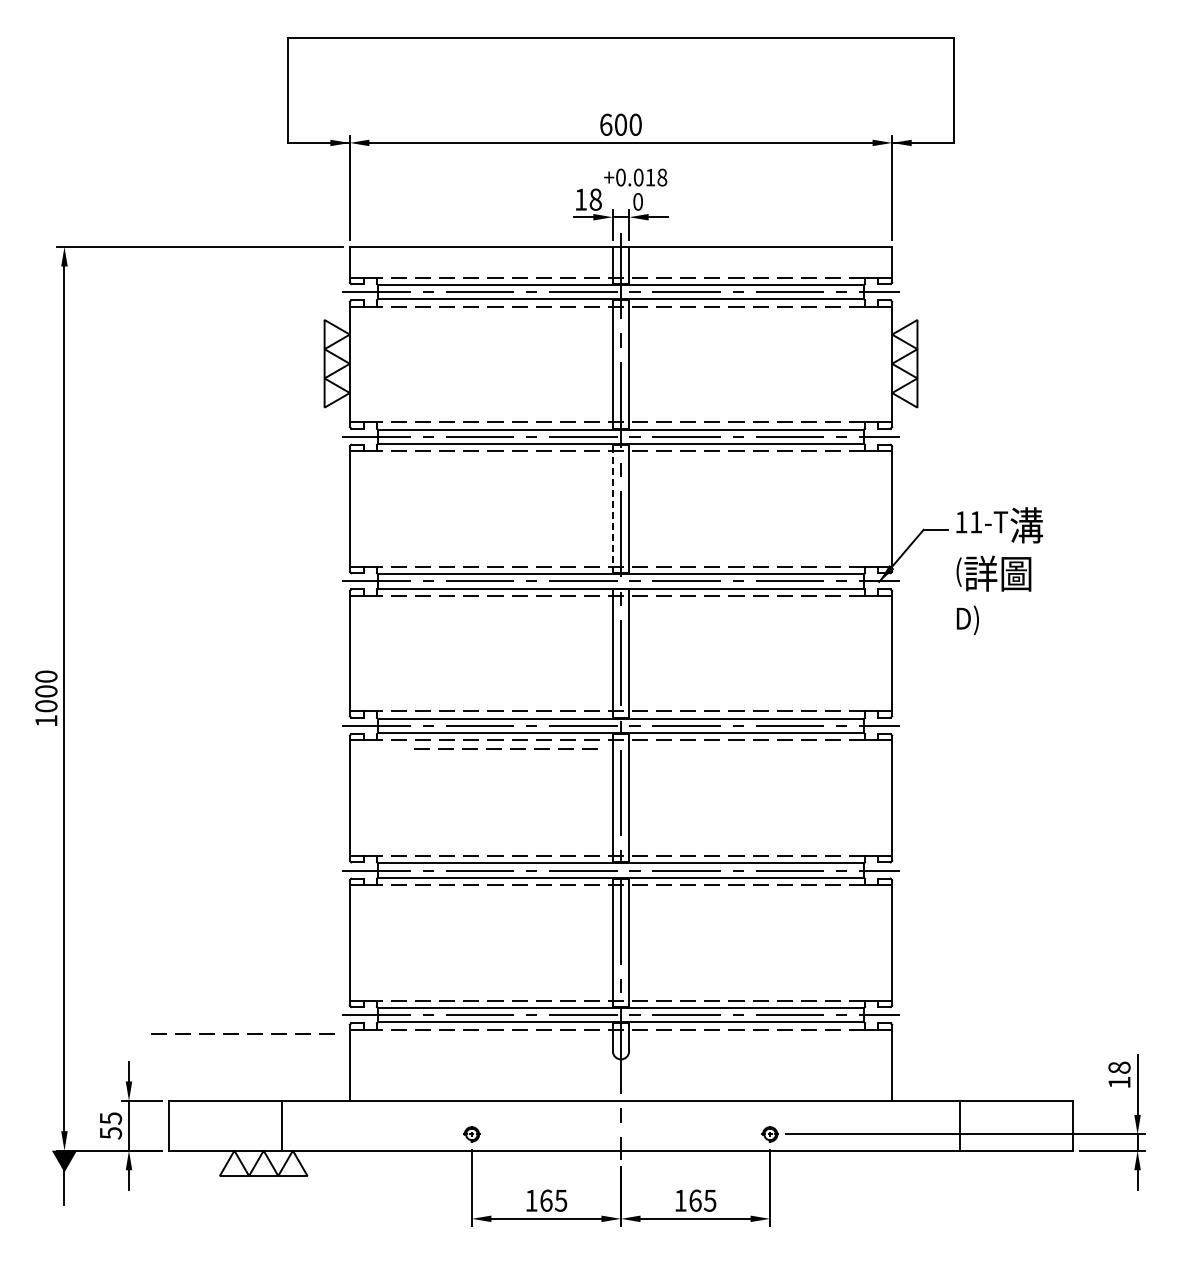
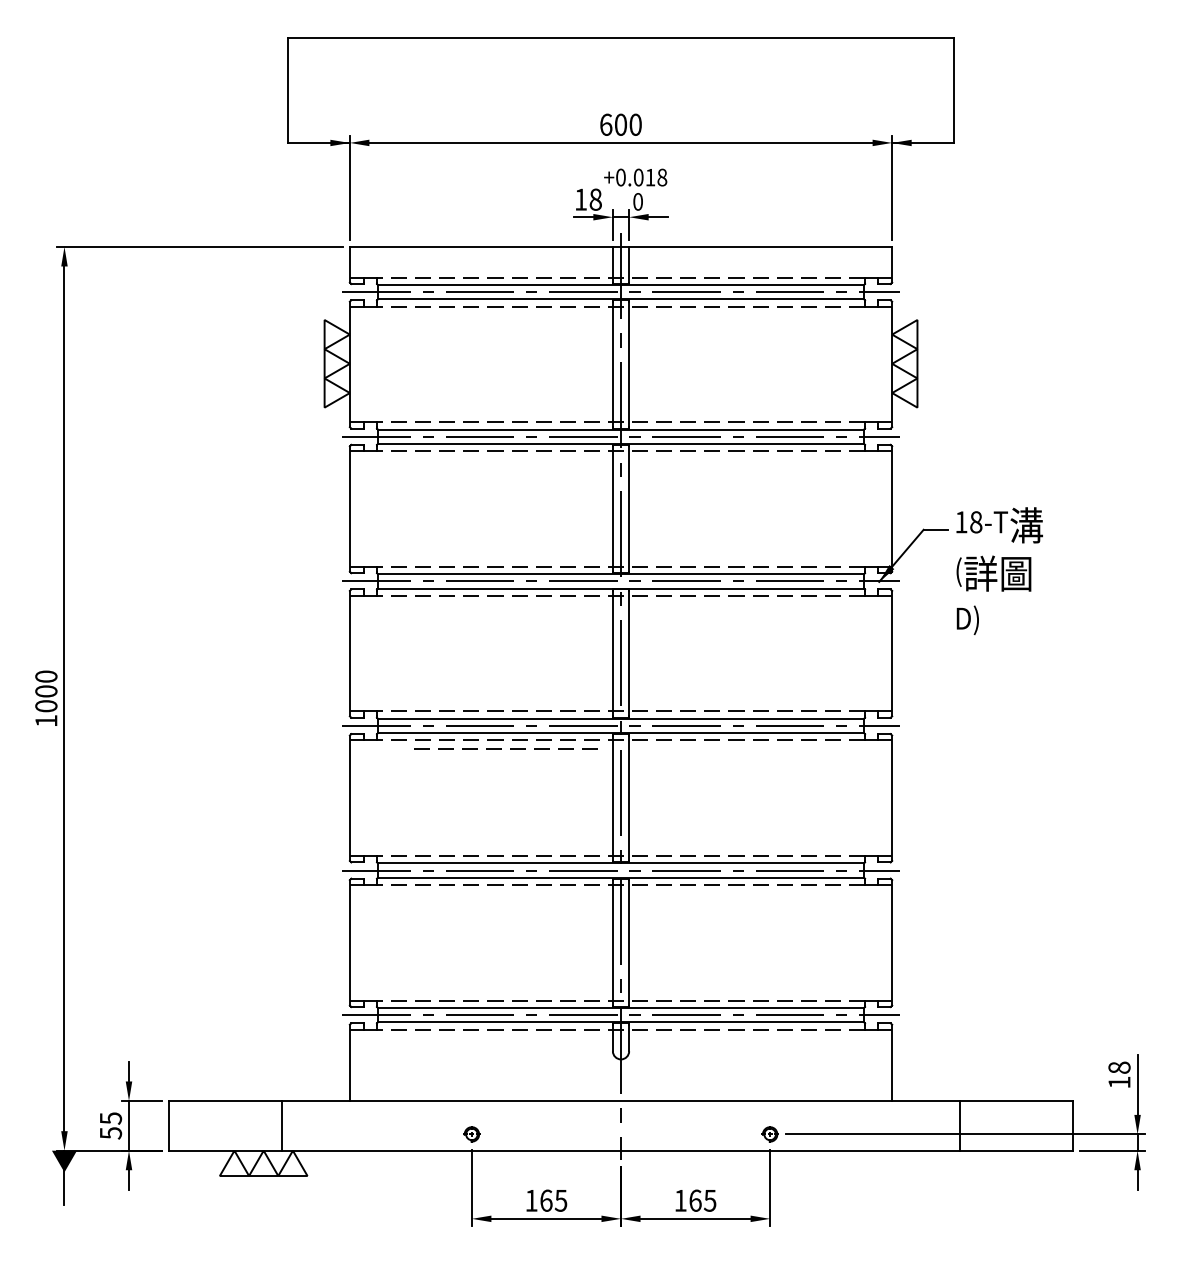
line: dashed -> solid (612, 509)
text: 11-T -> 18-T (976, 522)
line: present -> none (238, 1033)
